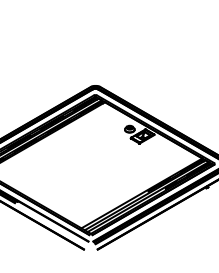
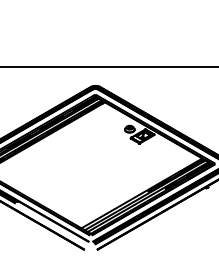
line: none -> present (108, 66)
